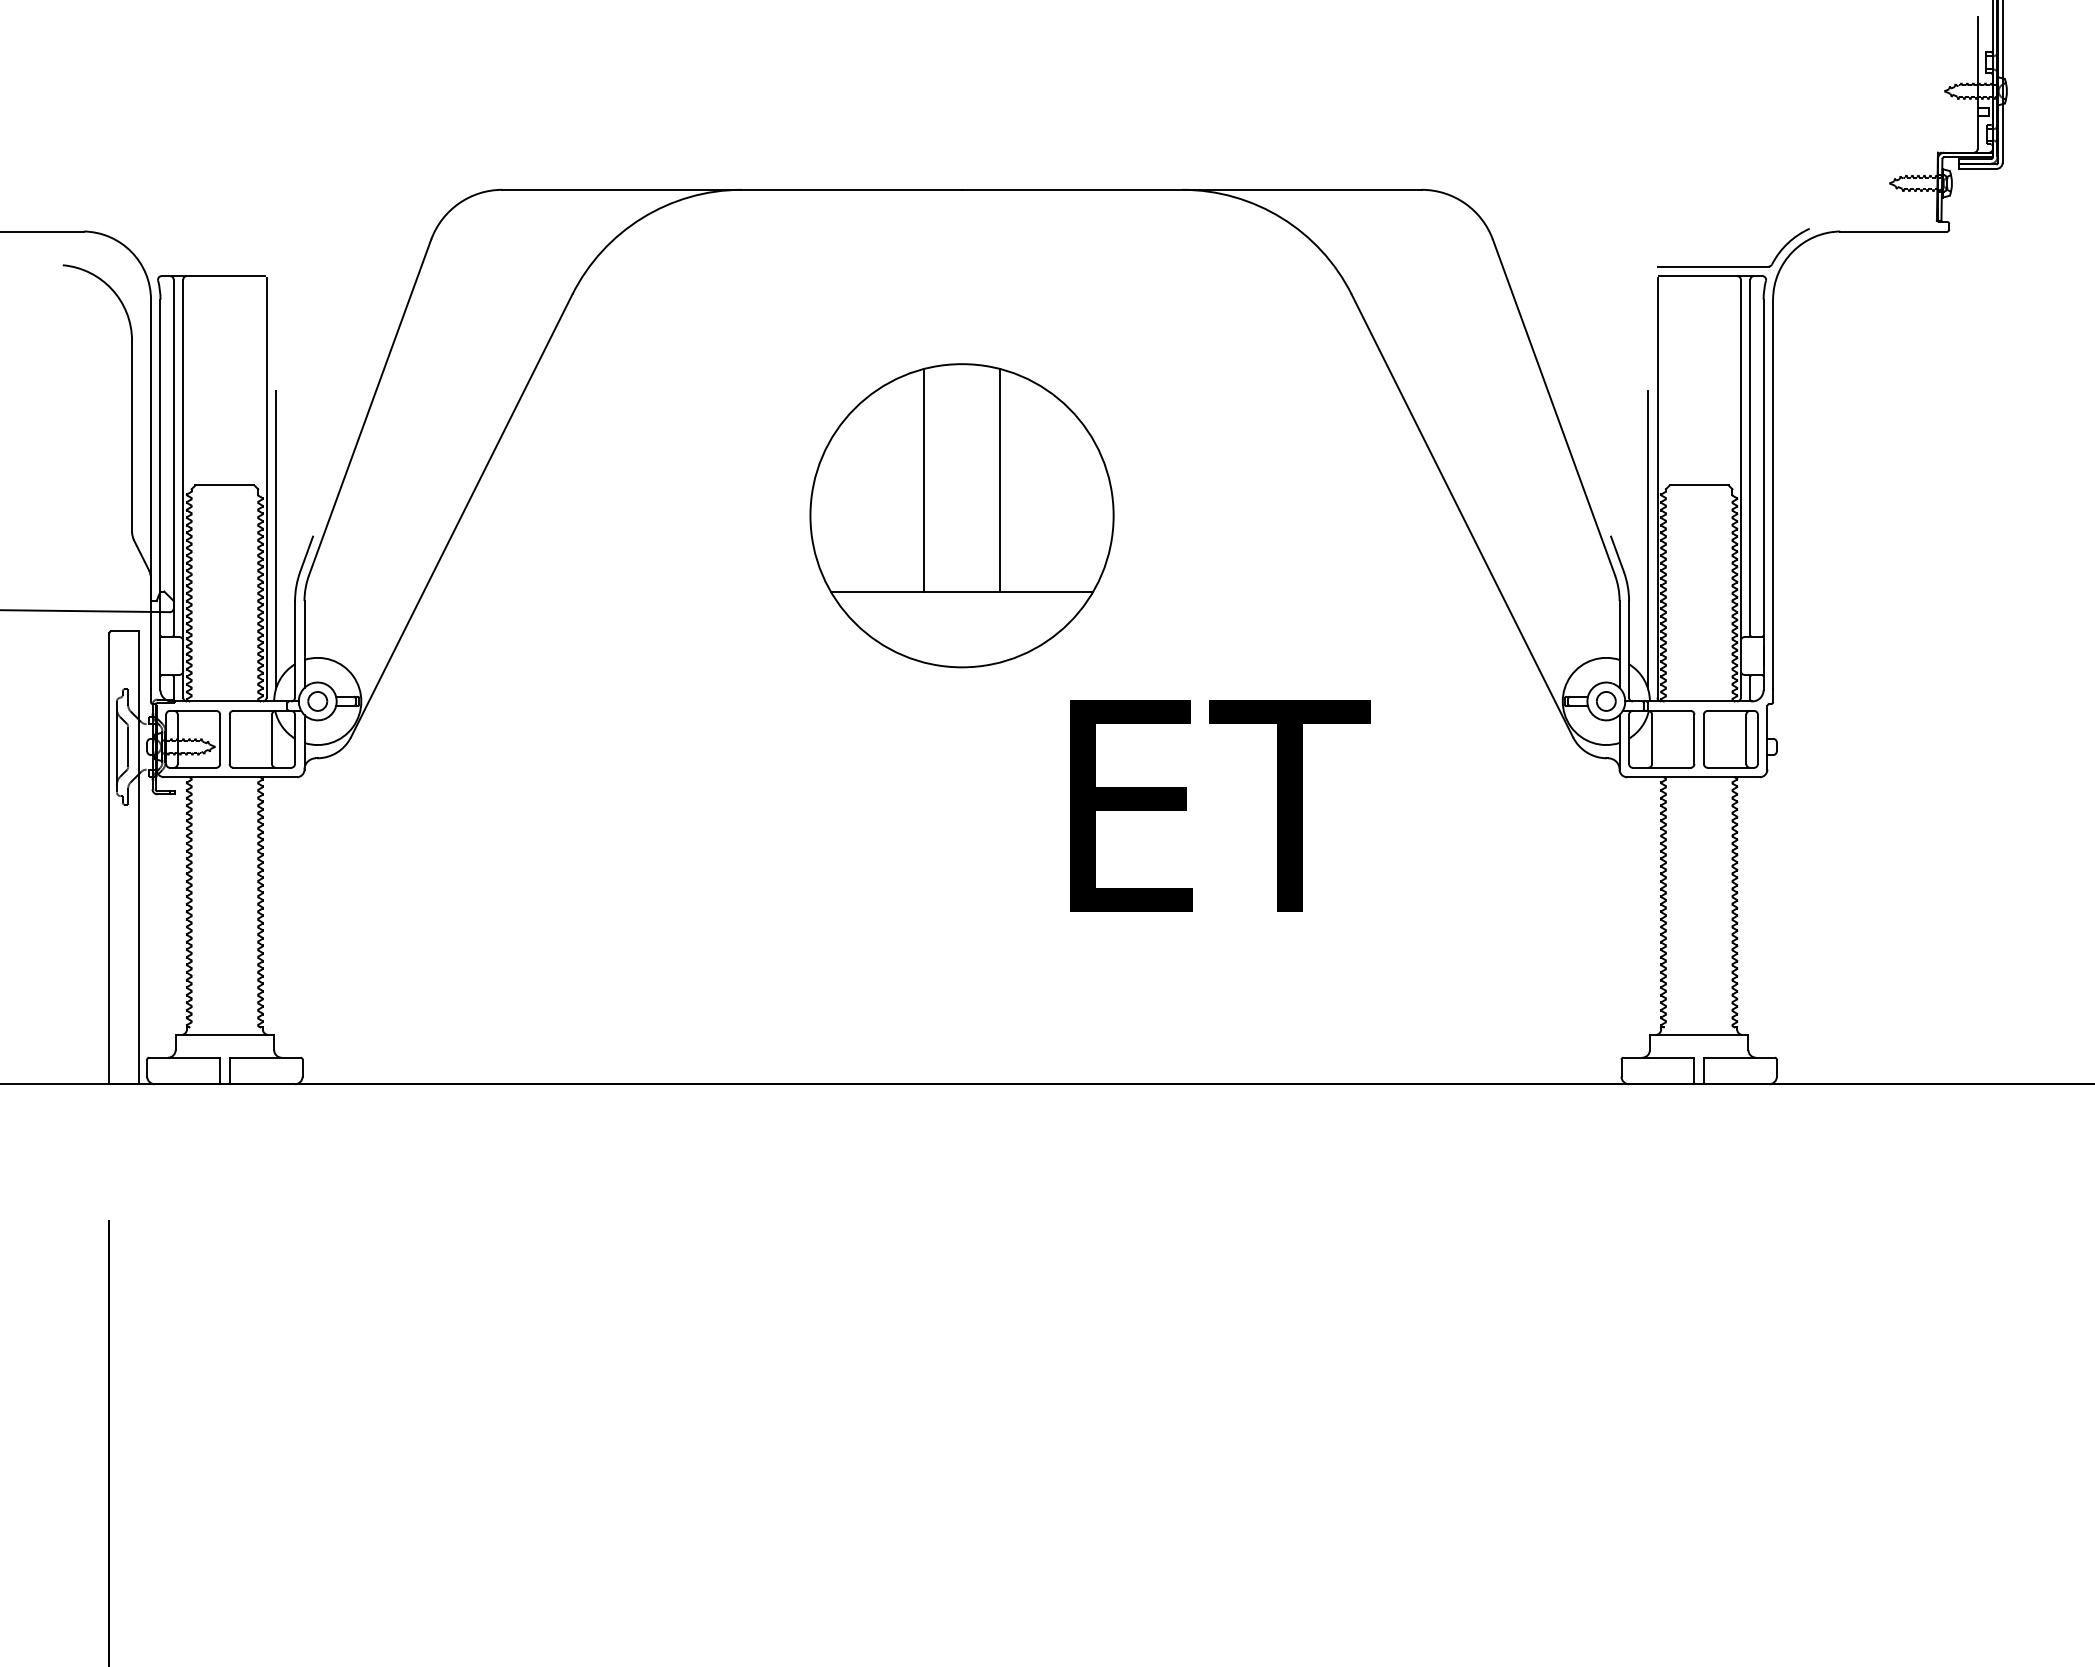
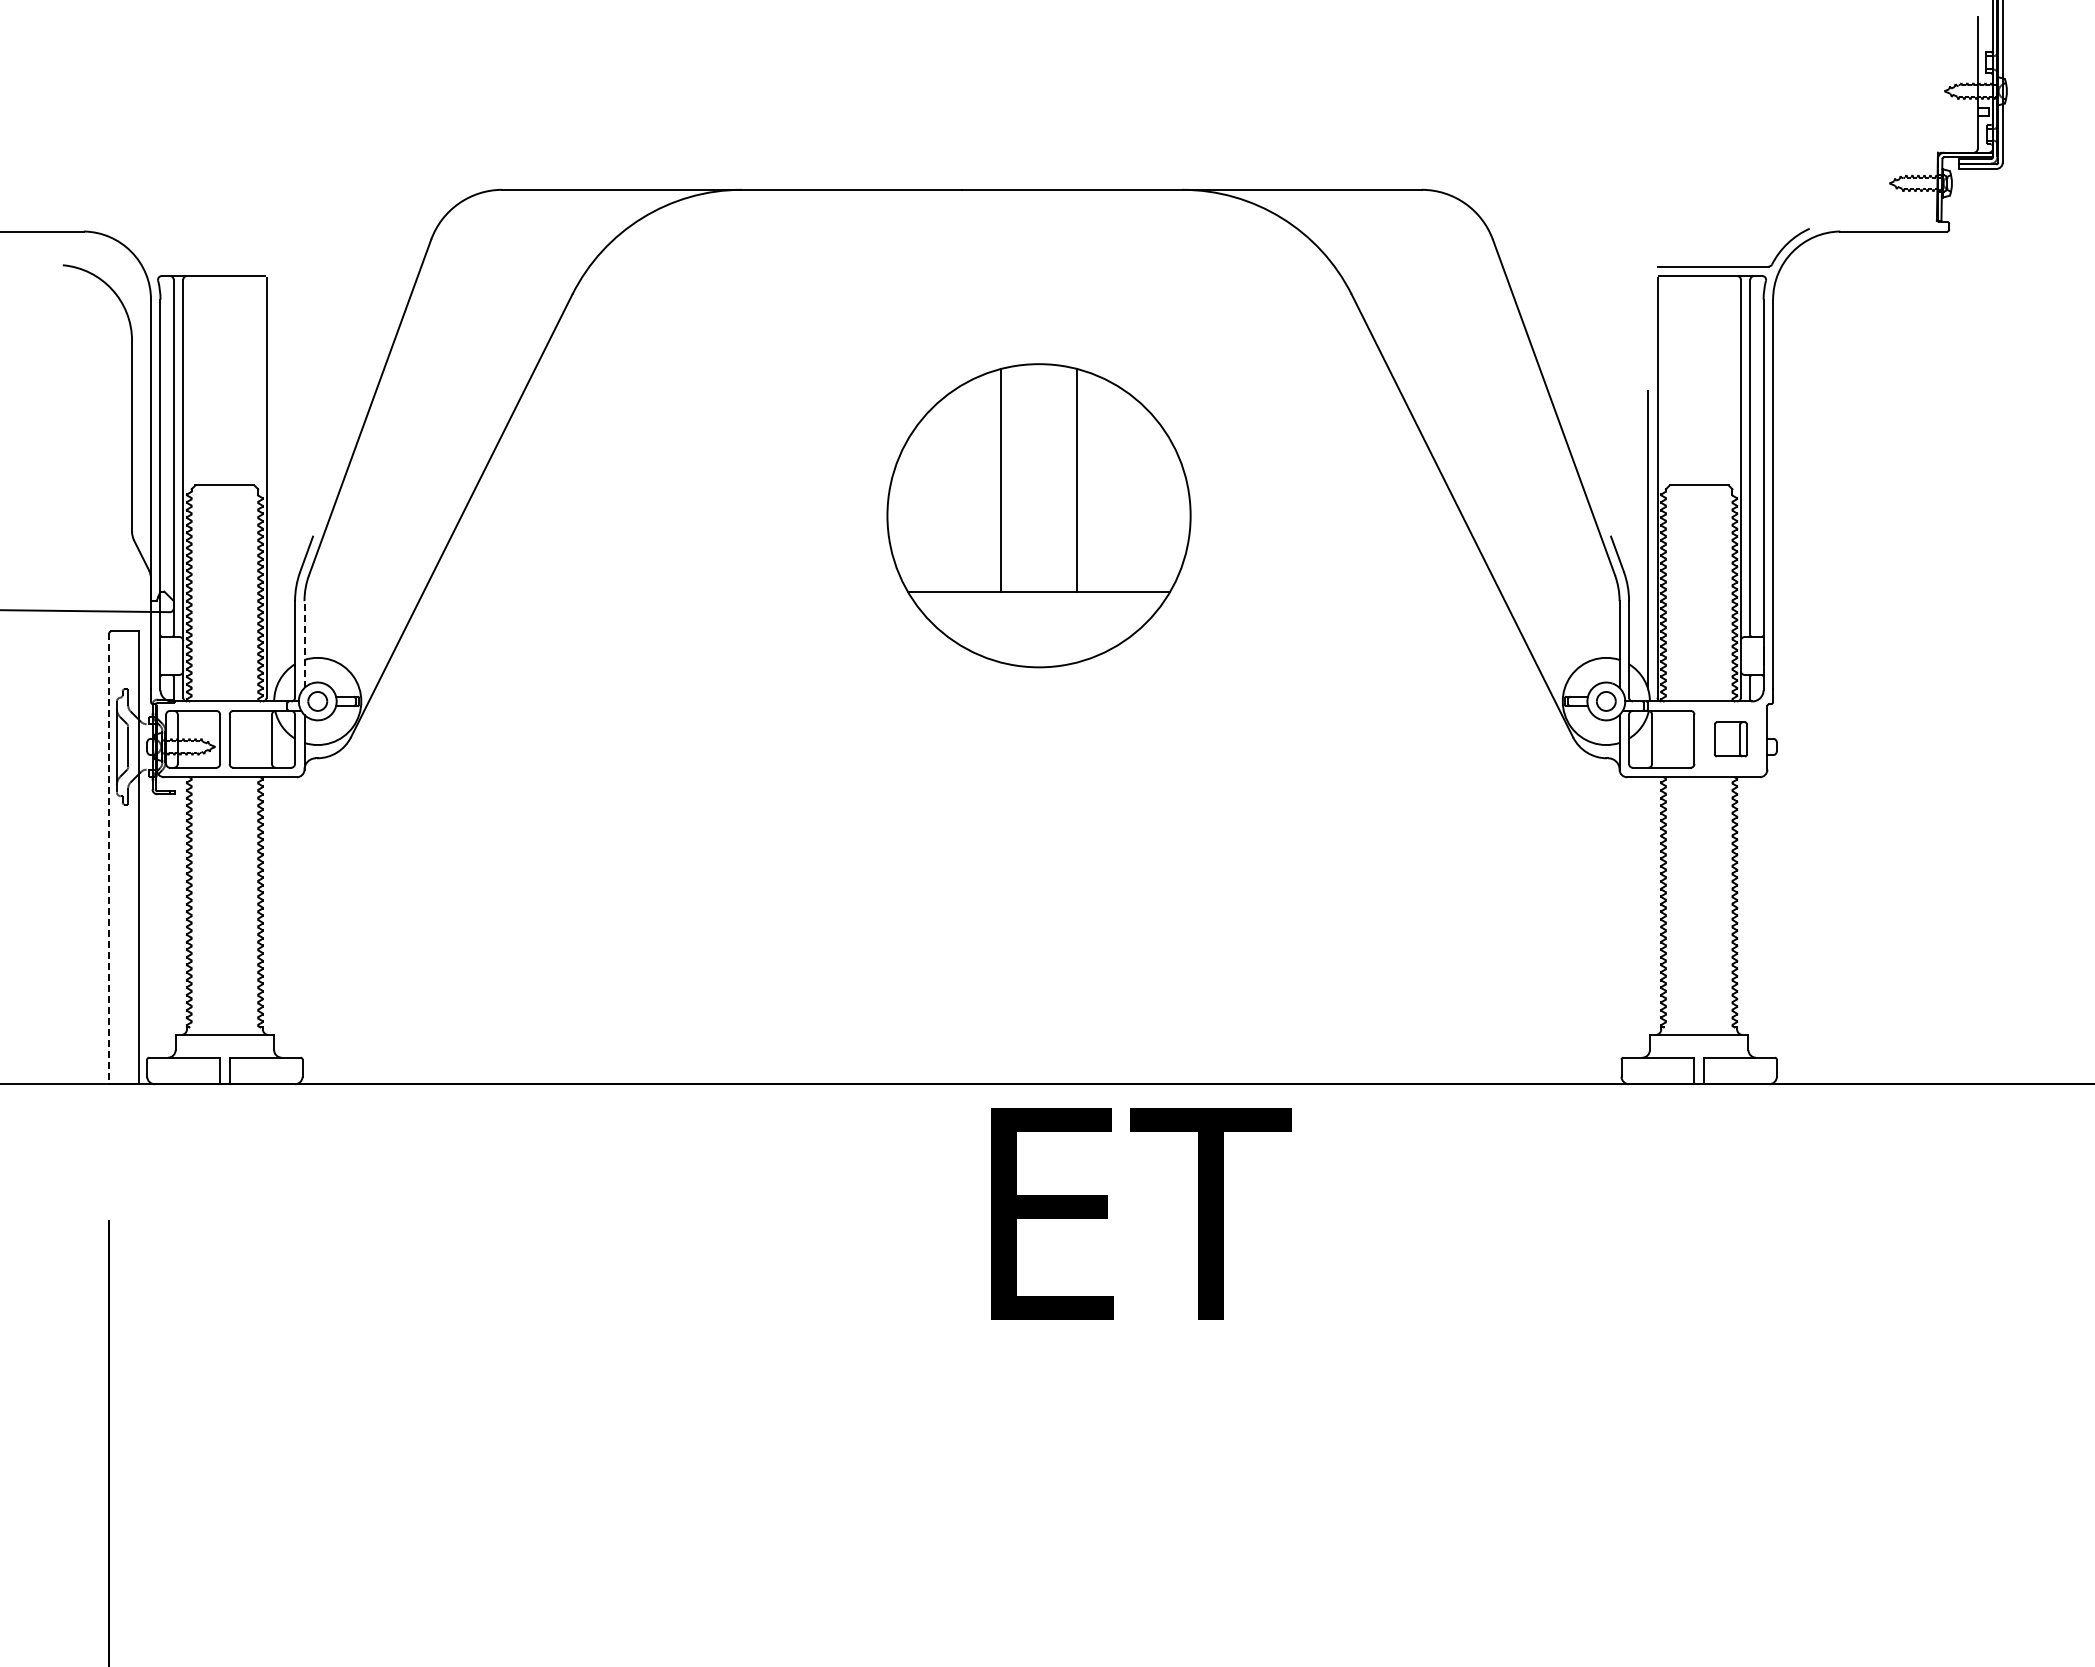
part position: (961, 515) -> (1038, 515) (1038, 515)
line: present -> none (276, 539)
line: solid -> dashed (304, 644)
part size: 56x59 px -> 34x37 px (1730, 739)
text position: (1220, 805) -> (1141, 1213) (1141, 1213)
line: solid -> dashed (109, 859)
